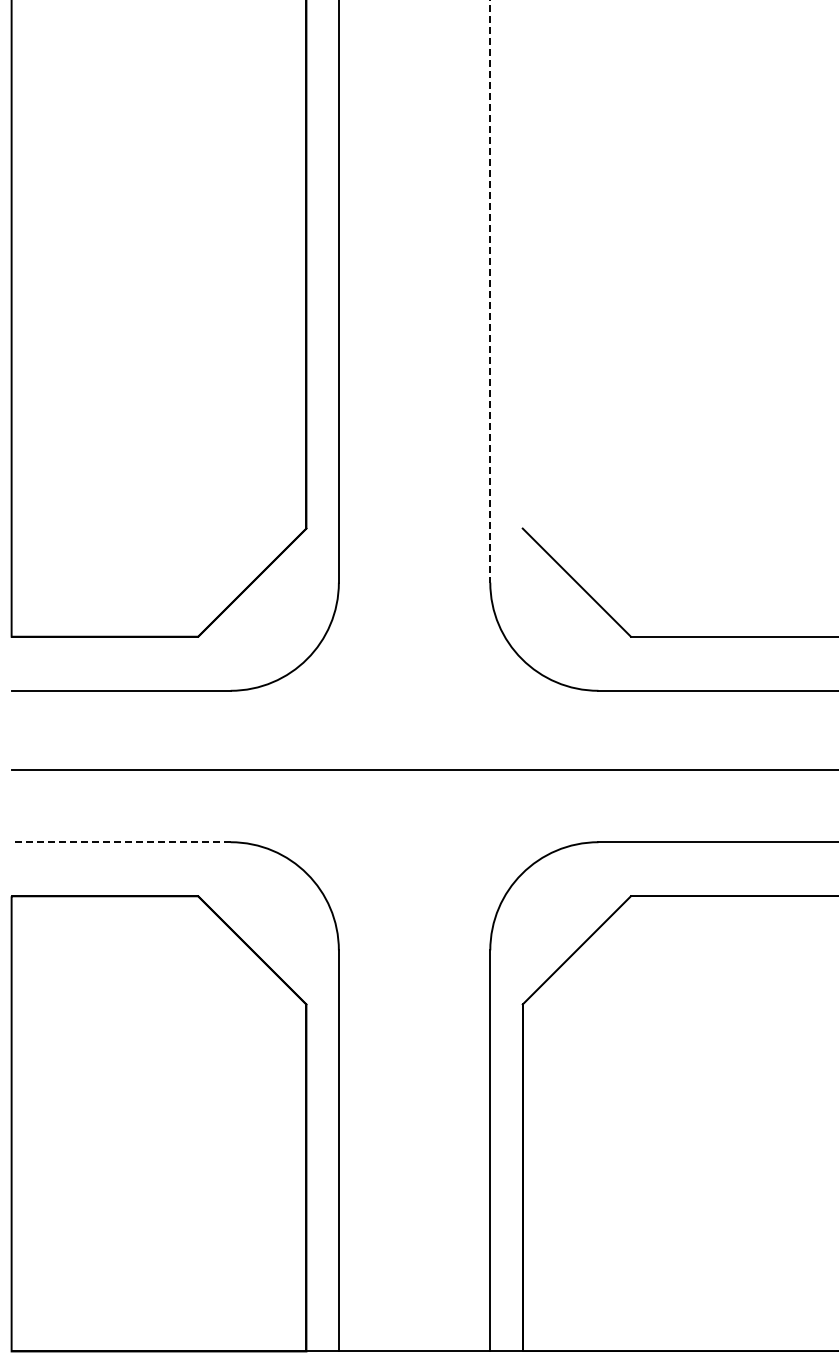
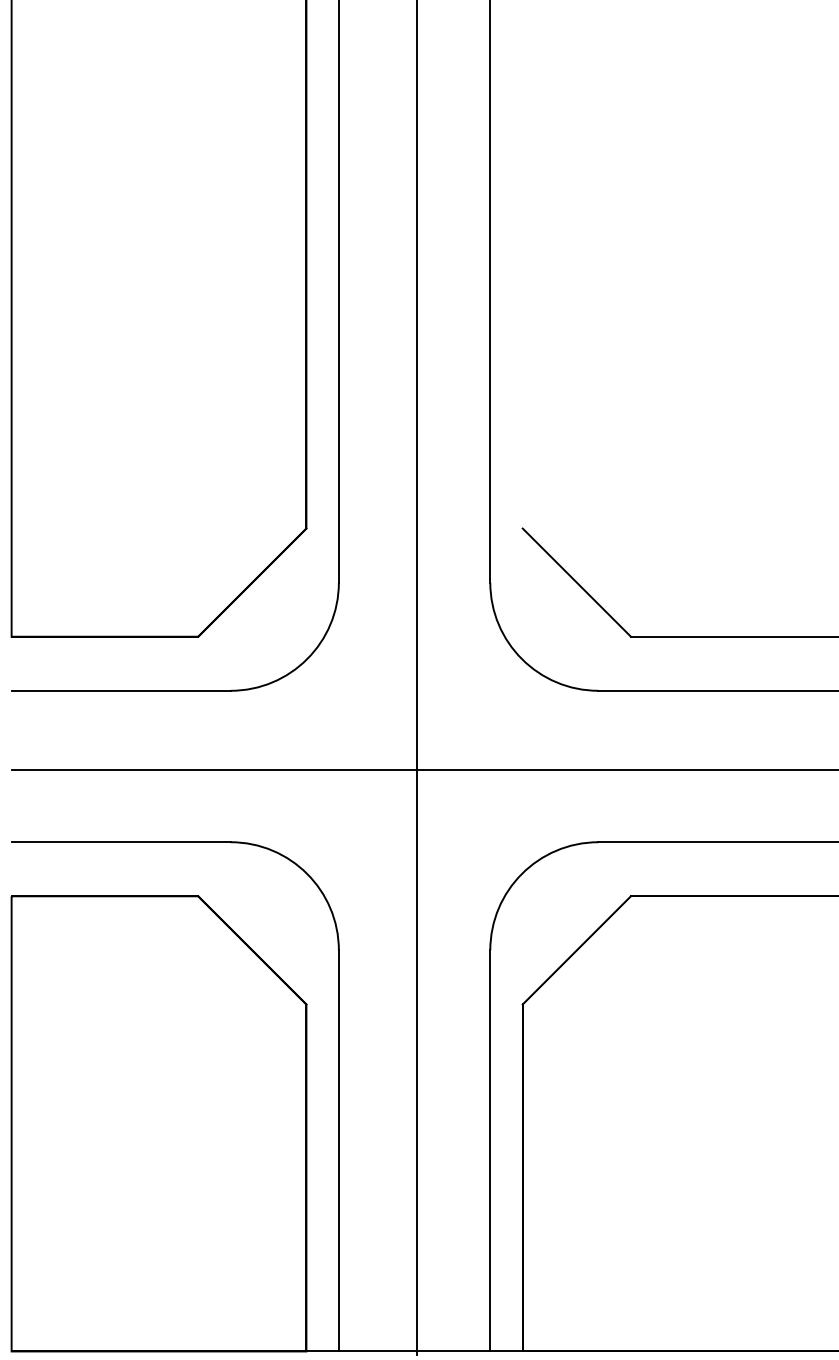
line: dashed -> solid (490, 291)
line: none -> present (416, 678)
line: dashed -> solid (121, 842)
